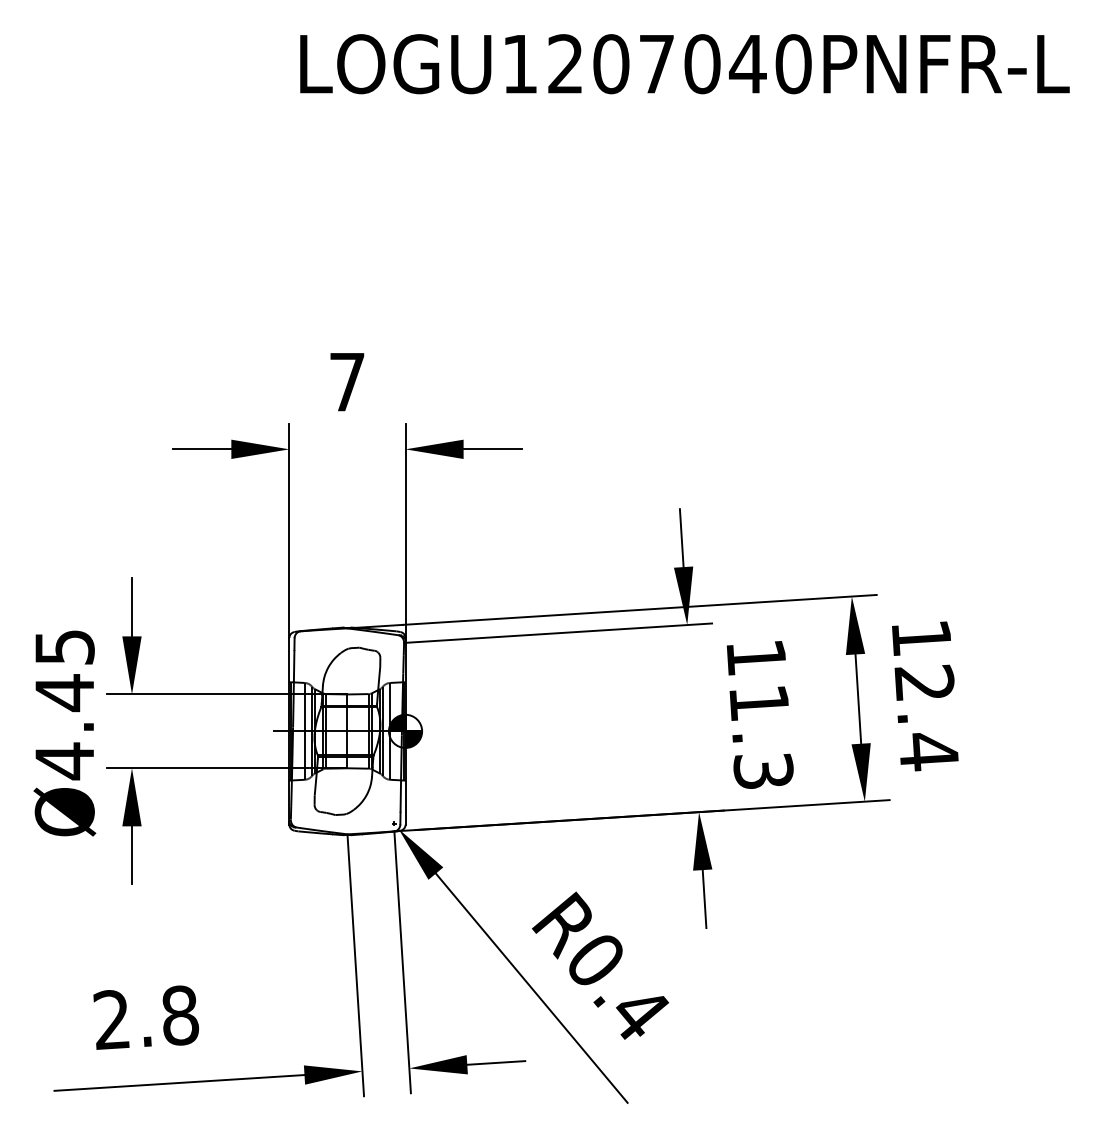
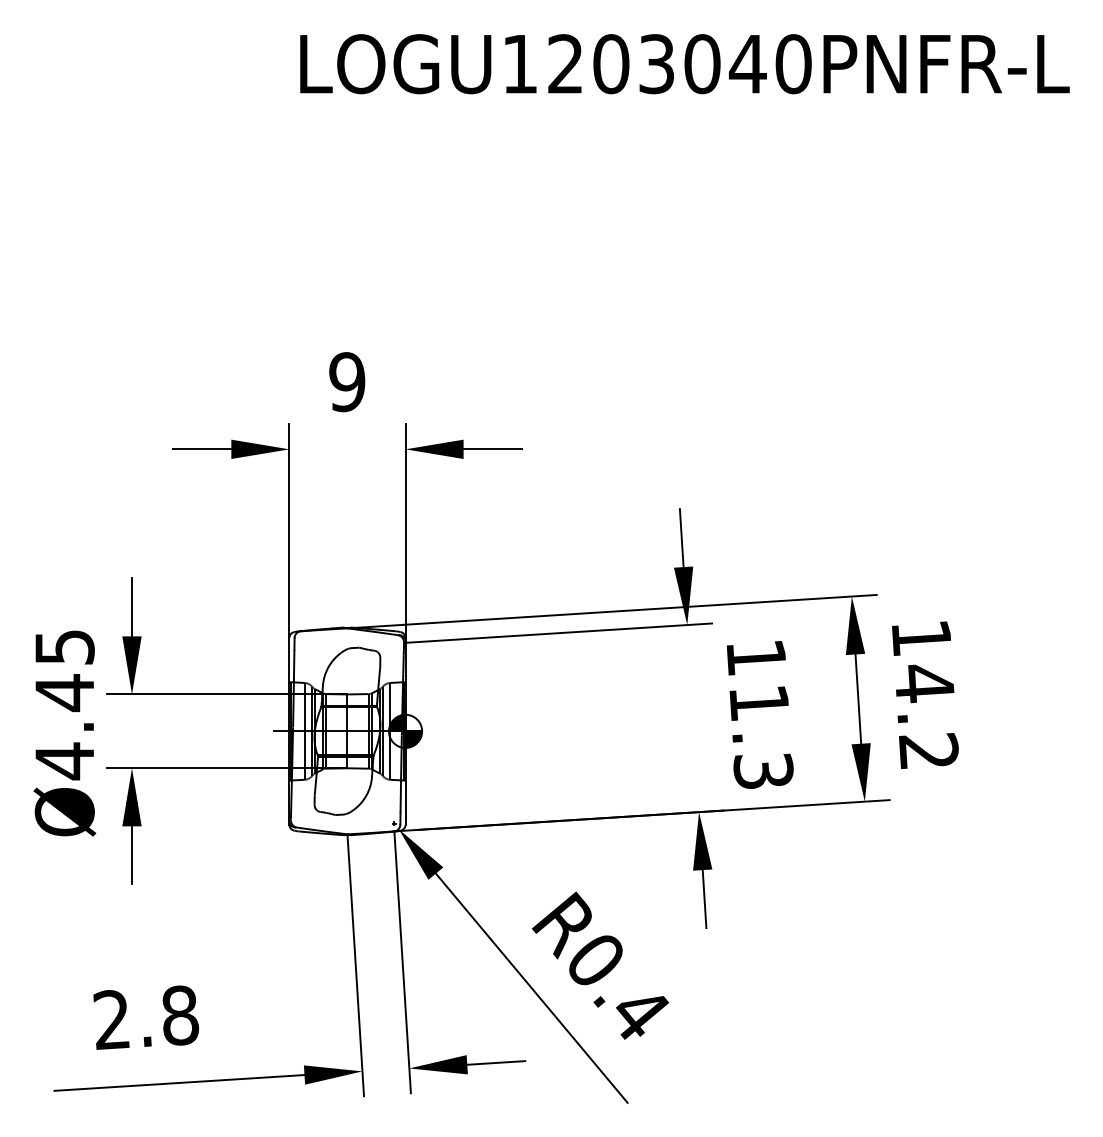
text: LOGU1207040PNFR-L -> LOGU1203040PNFR-L (656, 64)
text: 7 -> 9 (347, 382)
text: 12.4 -> 14.2 (926, 717)
